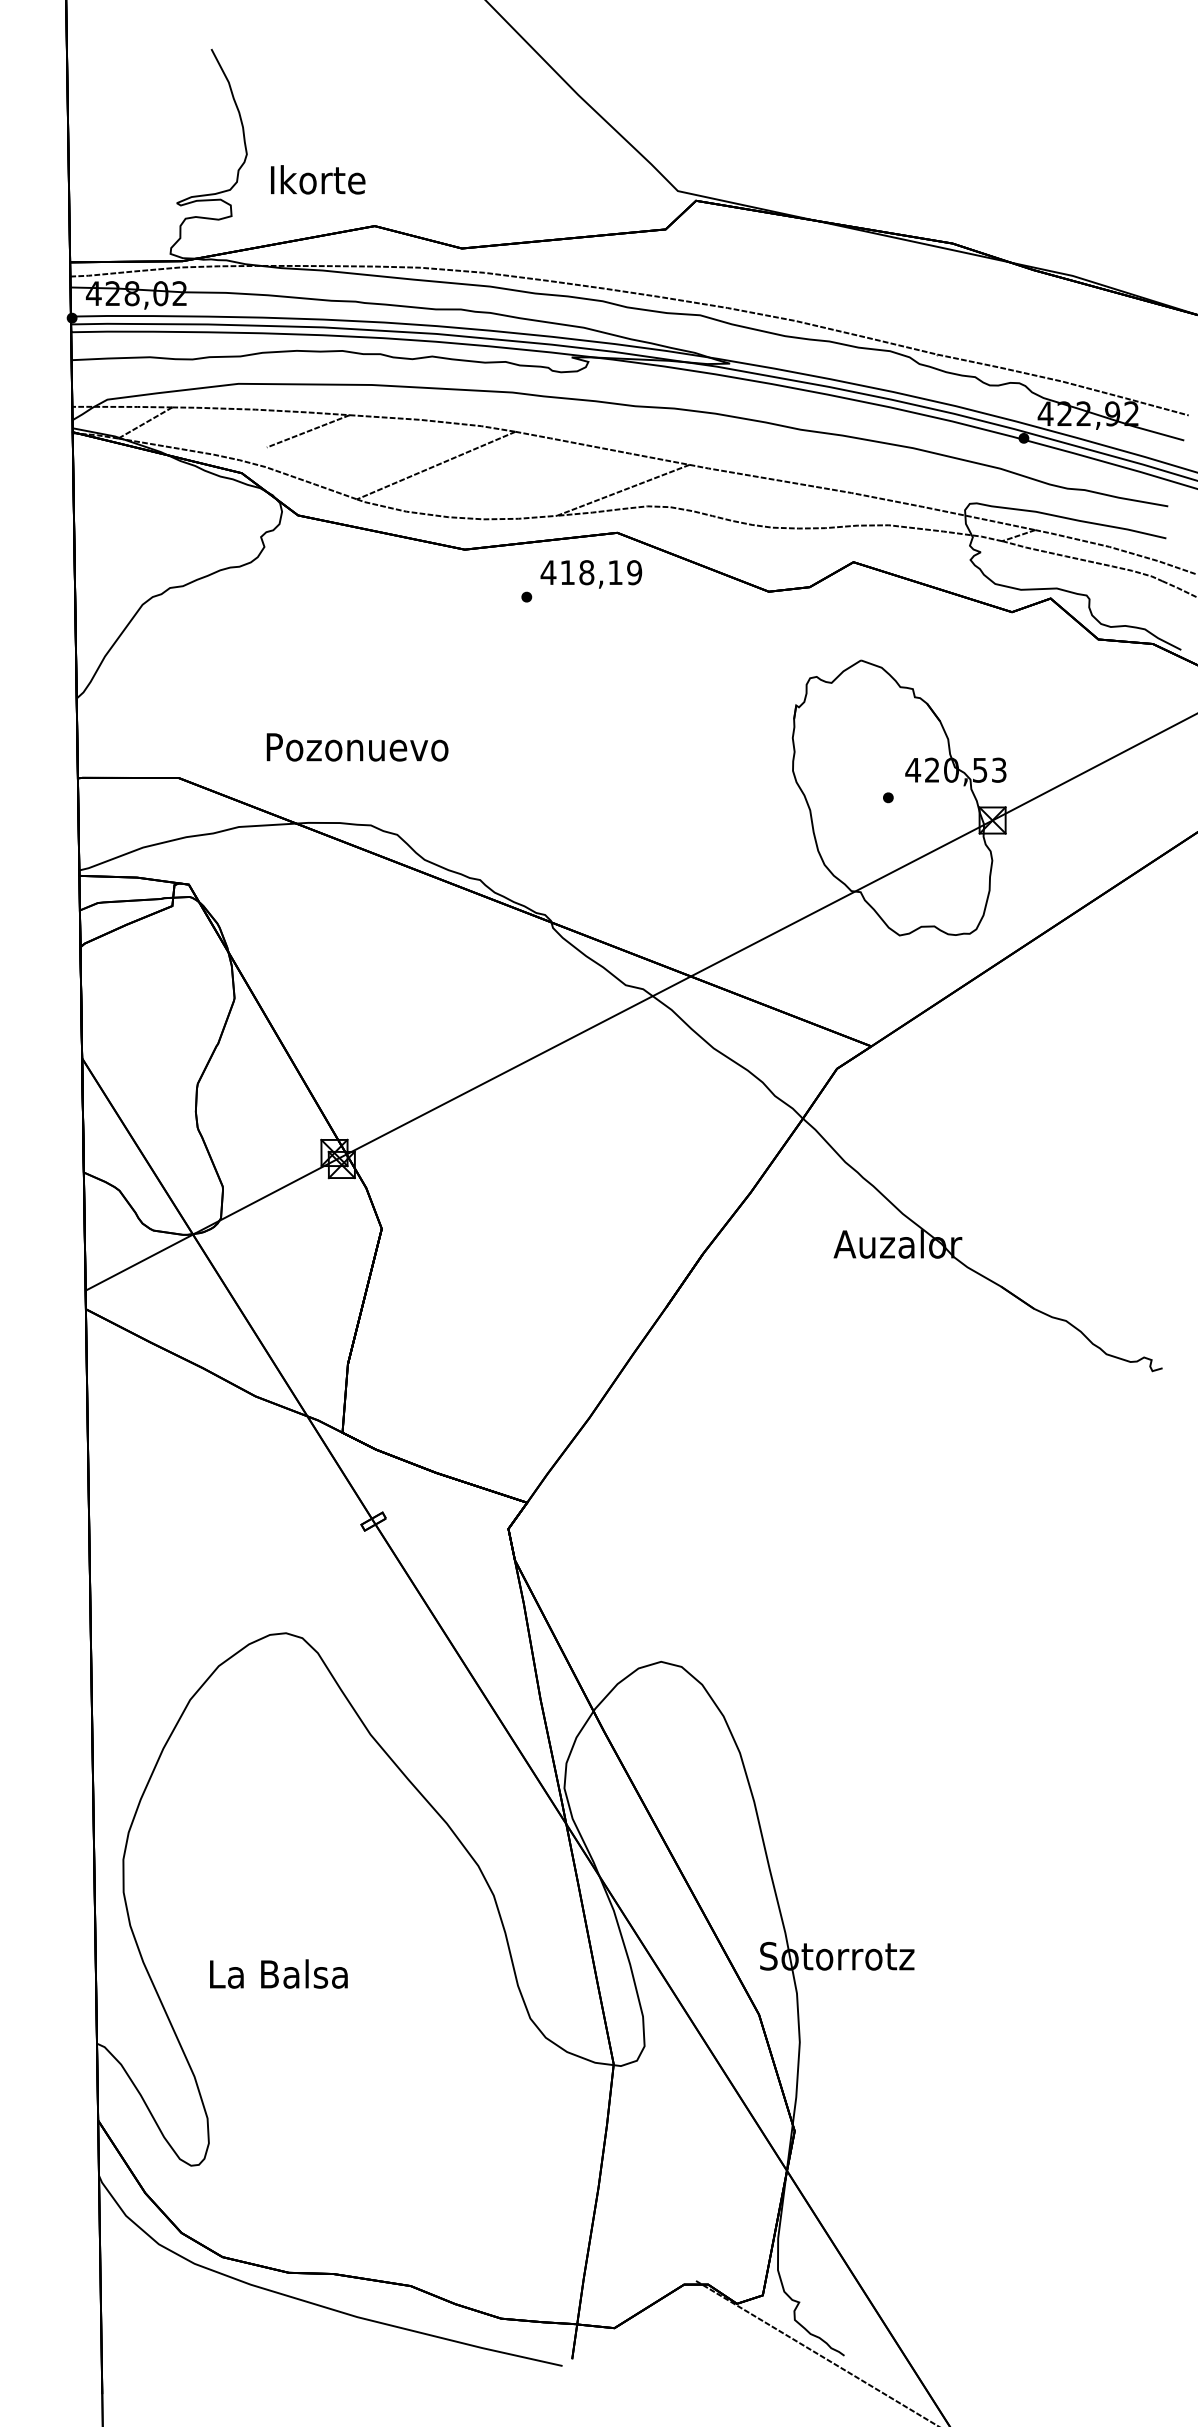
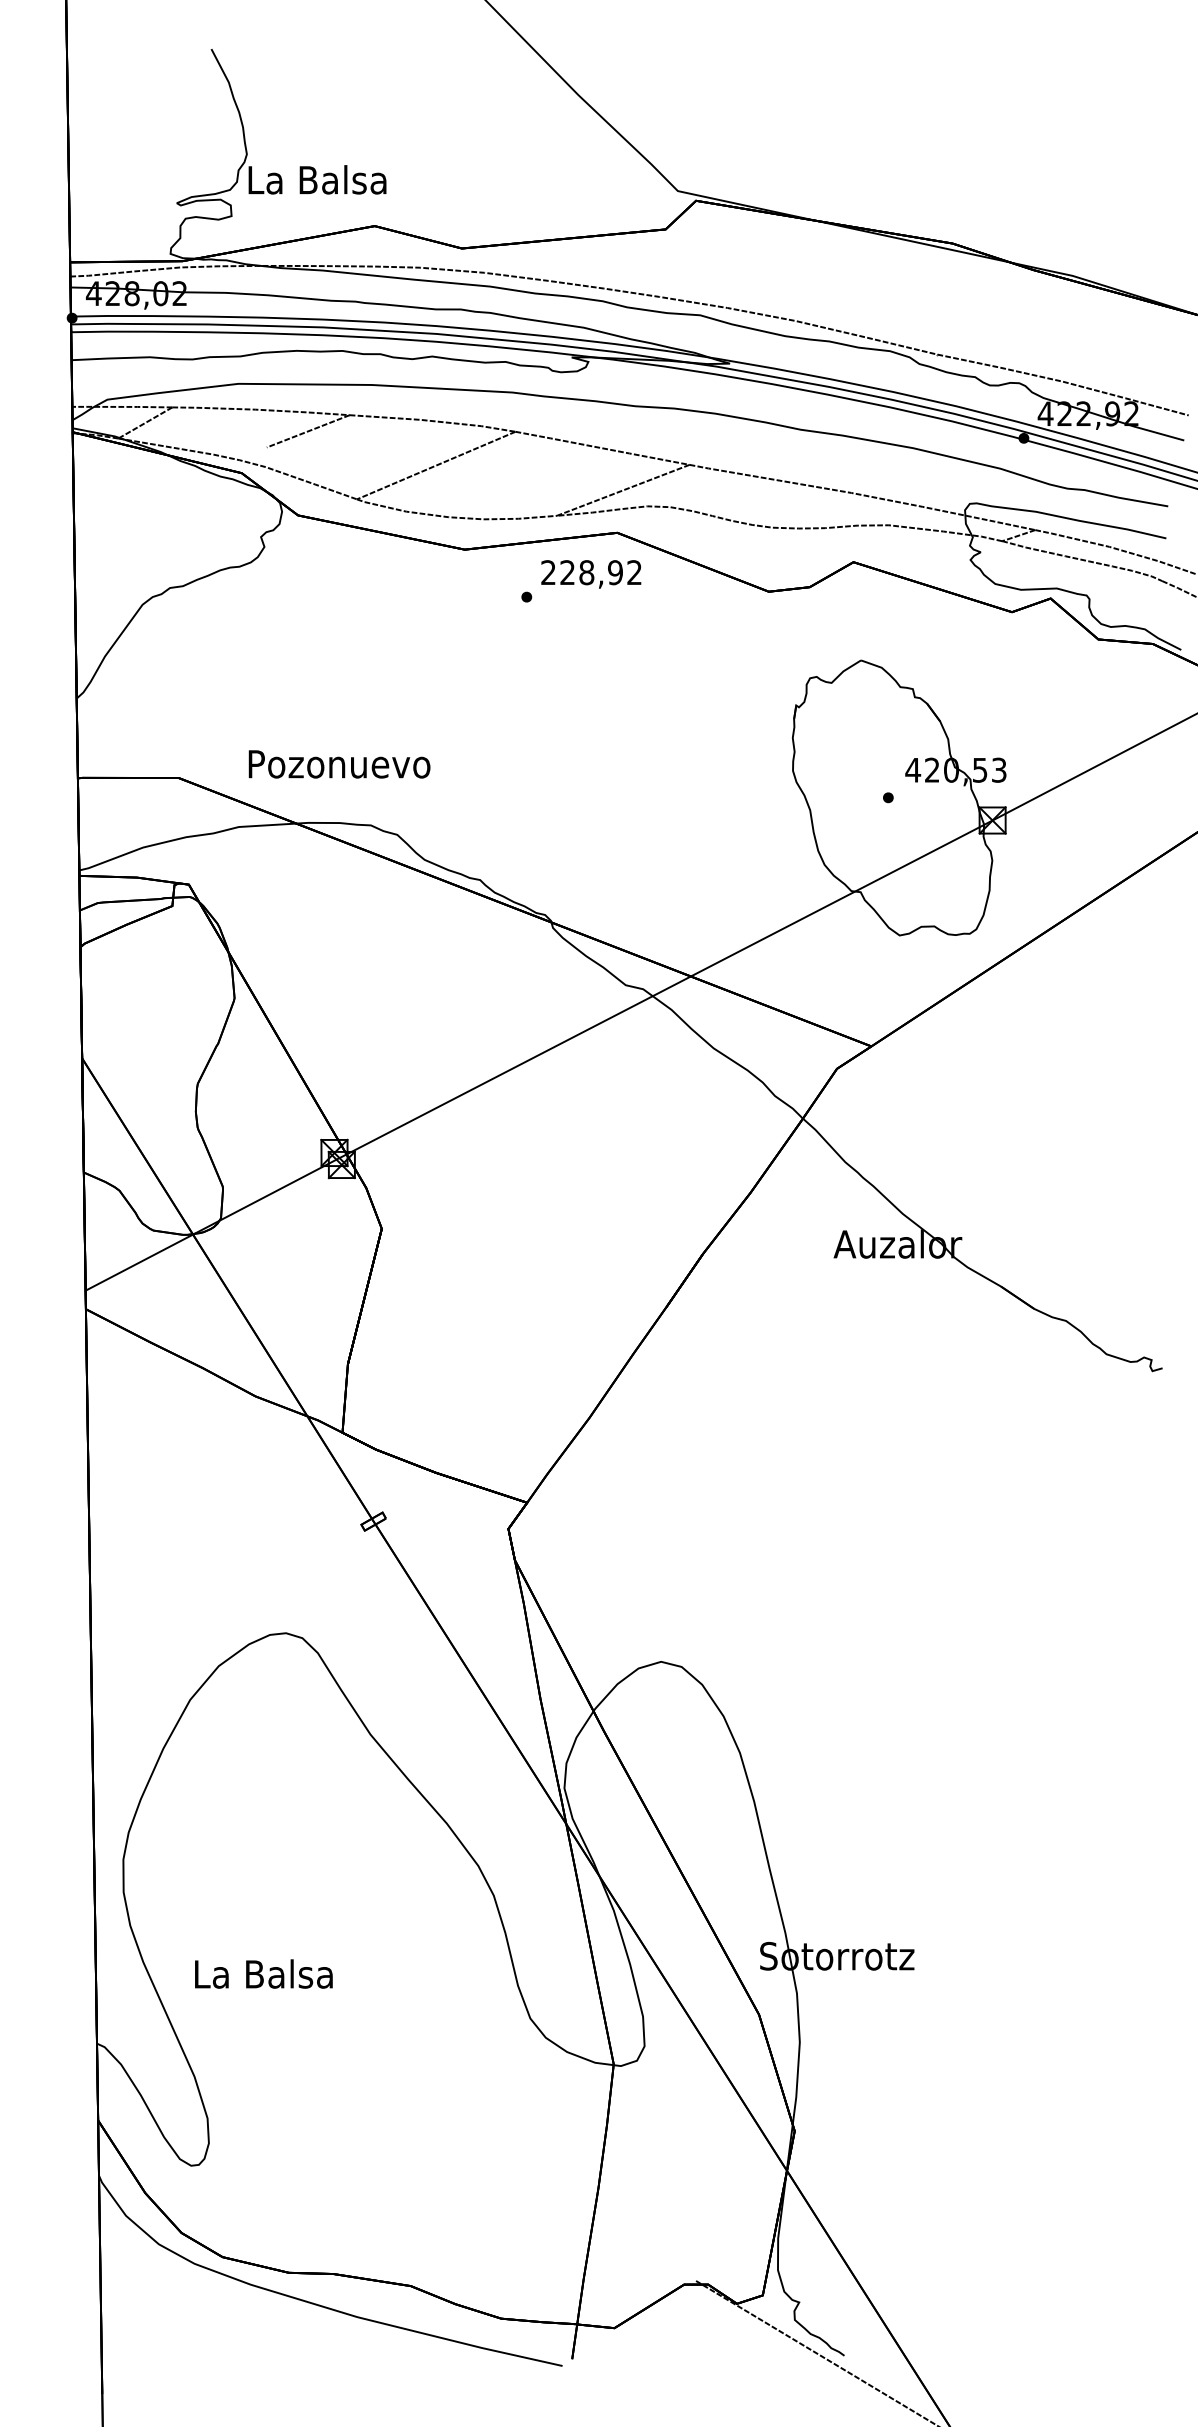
text: Ikorte -> La Balsa (317, 179)
text: 418,19 -> 228,92 (591, 572)
text position: (357, 747) -> (339, 764) (339, 764)
text position: (278, 1973) -> (263, 1973) (263, 1973)
